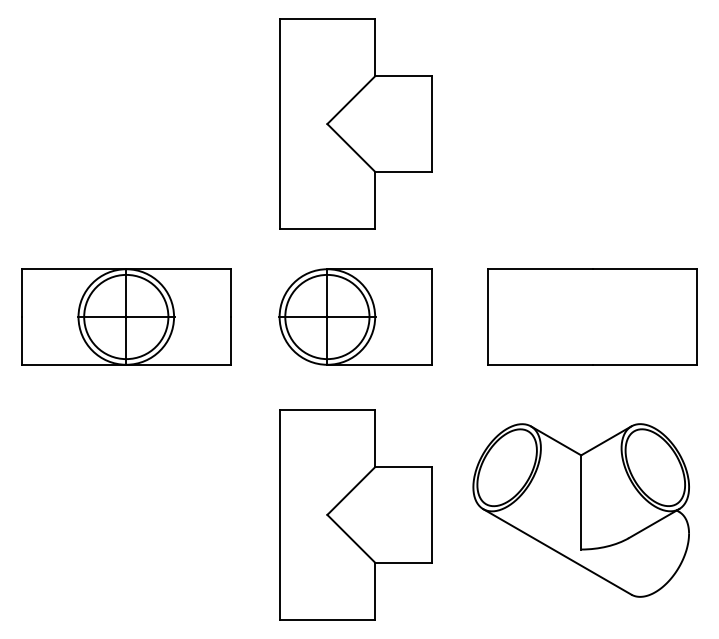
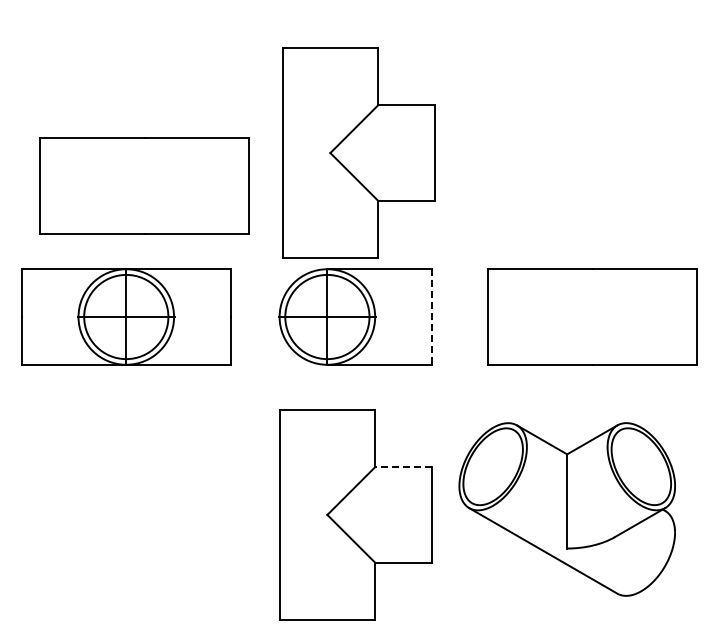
part position: (355, 123) -> (358, 152) (358, 152)
part: none -> present (144, 185)
line: solid -> dashed (432, 317)
line: solid -> dashed (403, 467)
part position: (580, 510) -> (566, 509) (566, 509)
